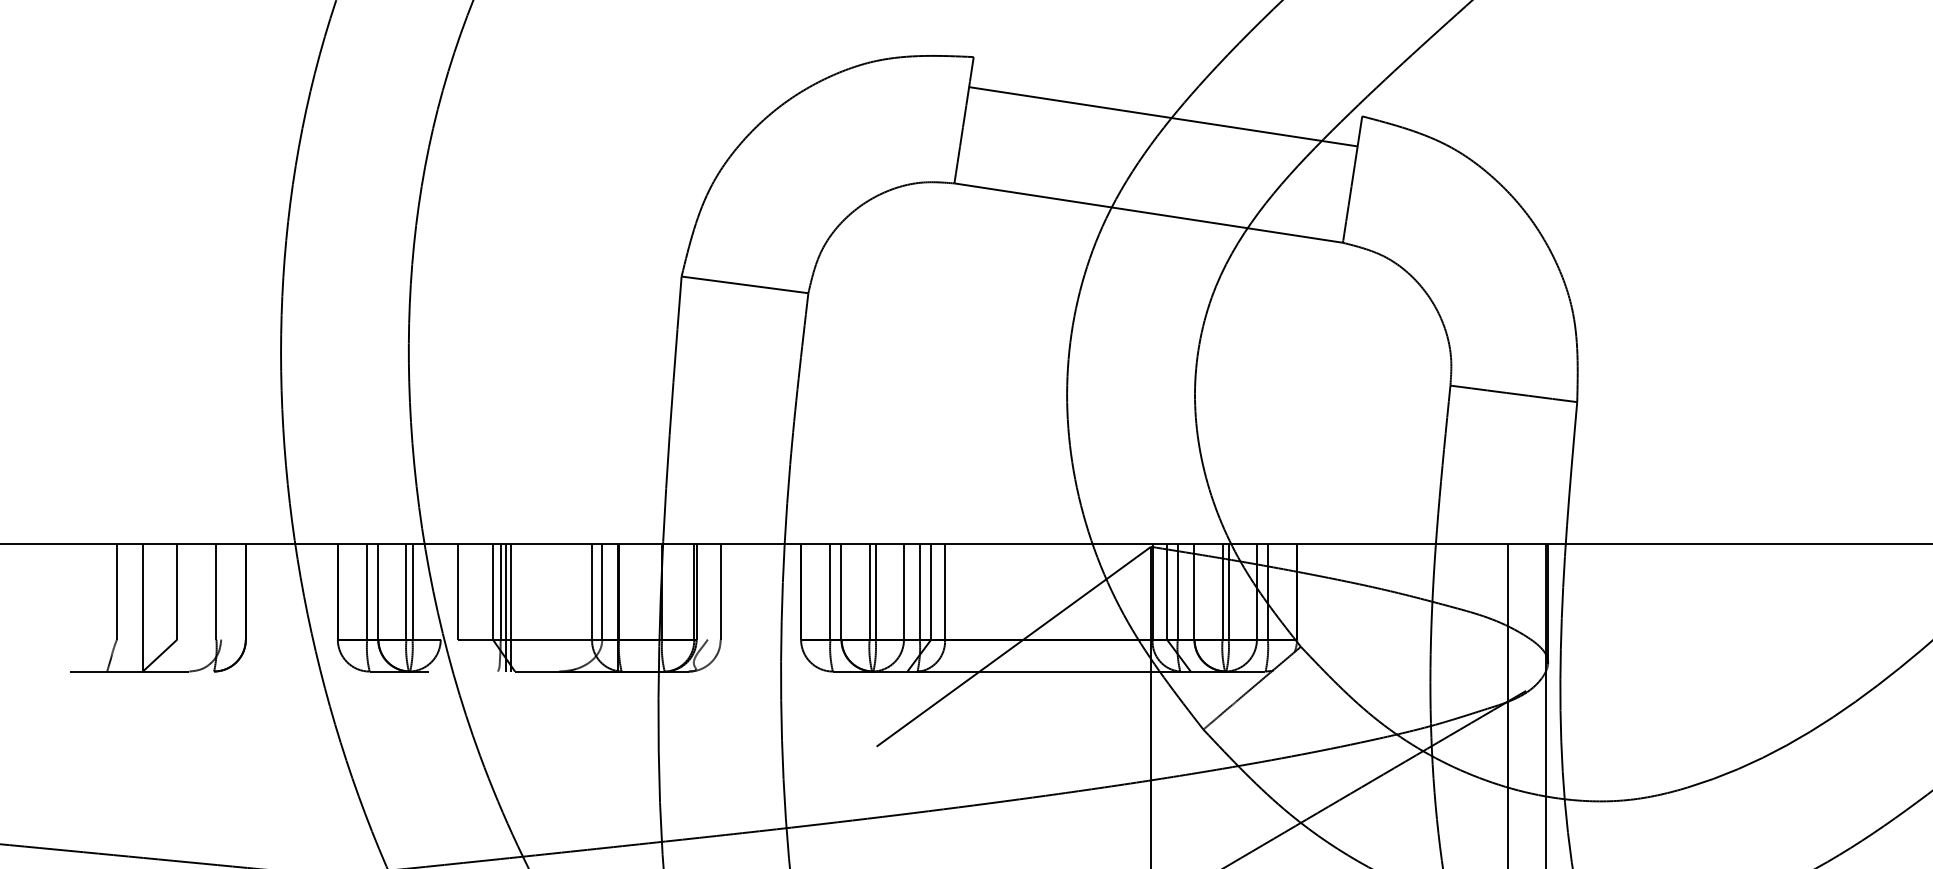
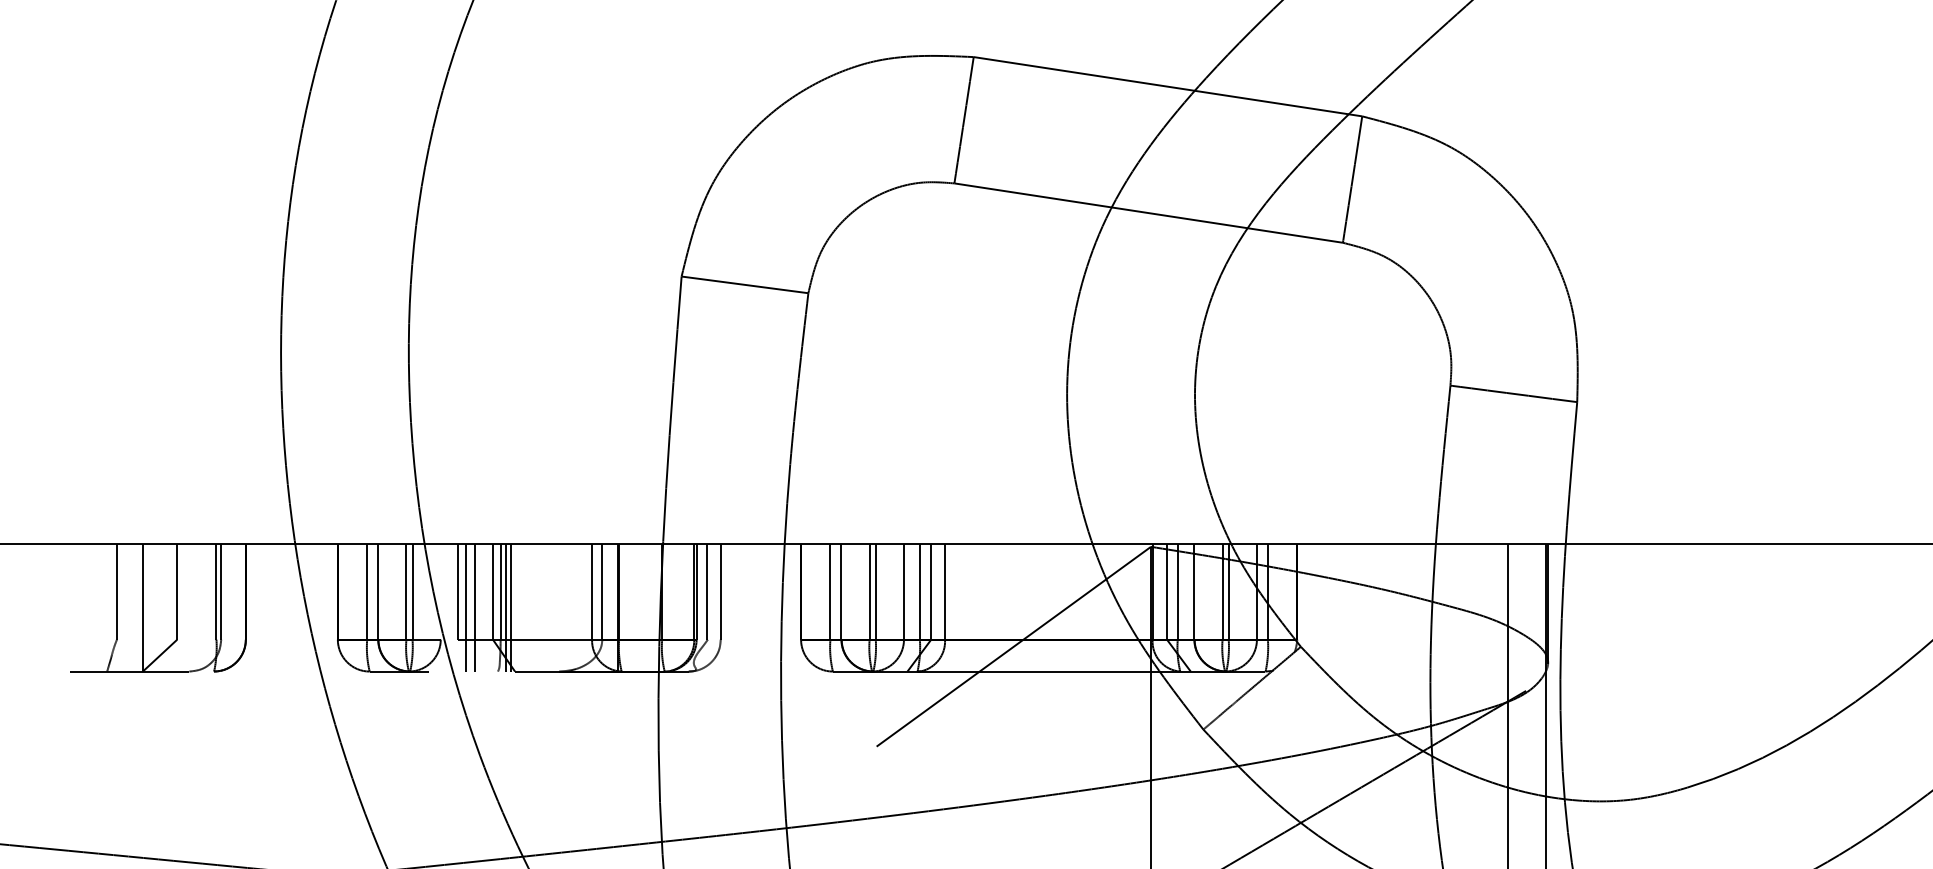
line position: (1162, 116) -> (1167, 86) (1167, 86)
line: none -> present (221, 591)
line: none -> present (706, 591)
line: none -> present (466, 607)
line: none -> present (475, 607)
